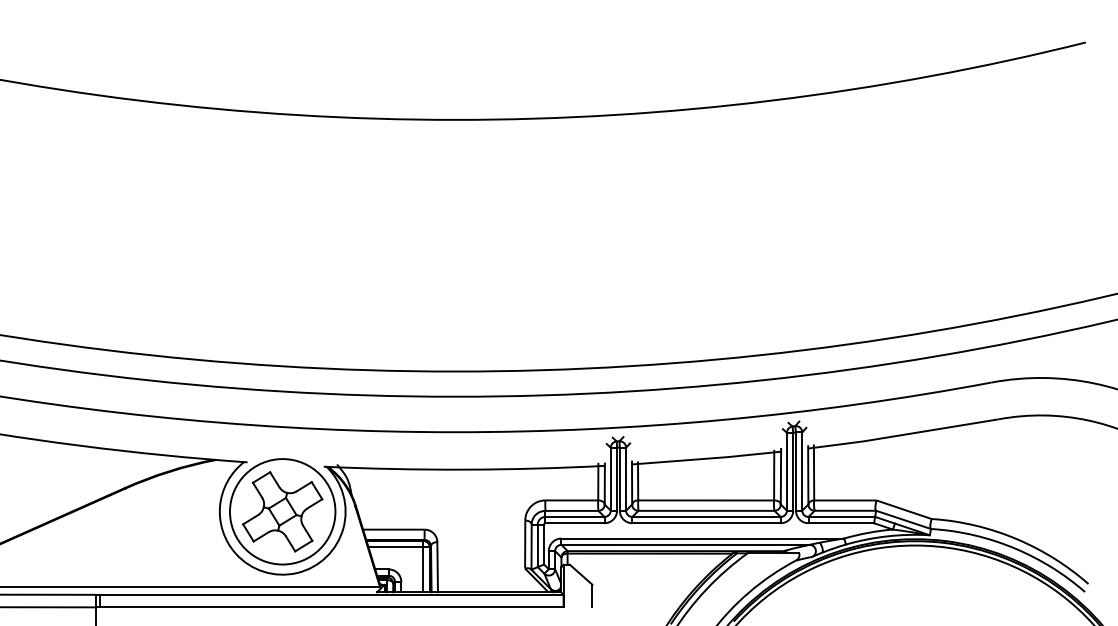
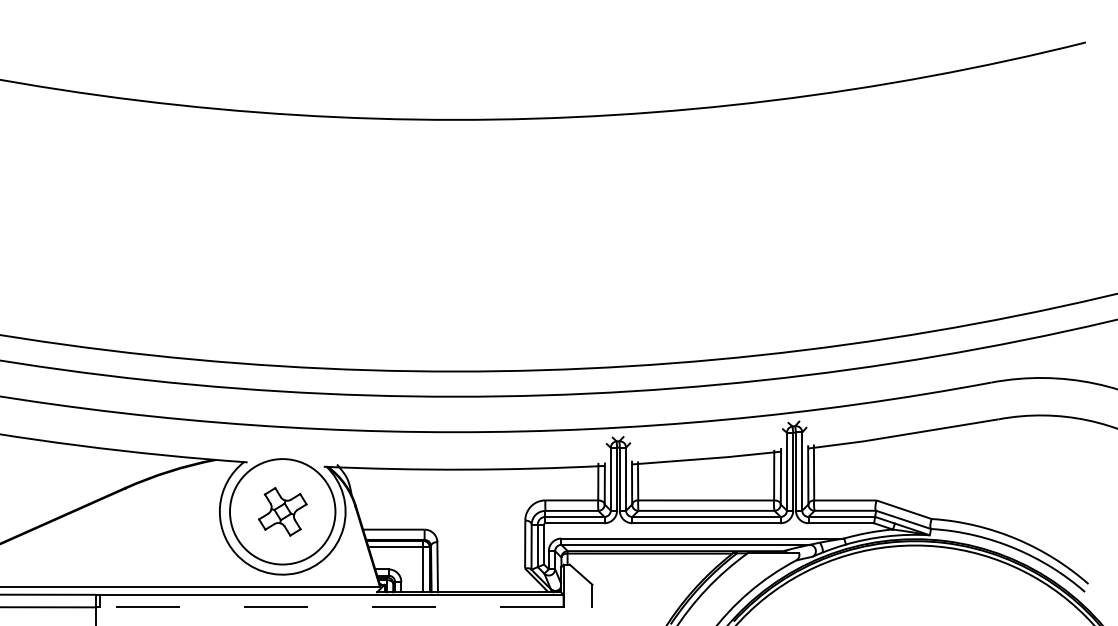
part size: 82x82 px -> 50x50 px (282, 511)
line: solid -> dashed (331, 607)
